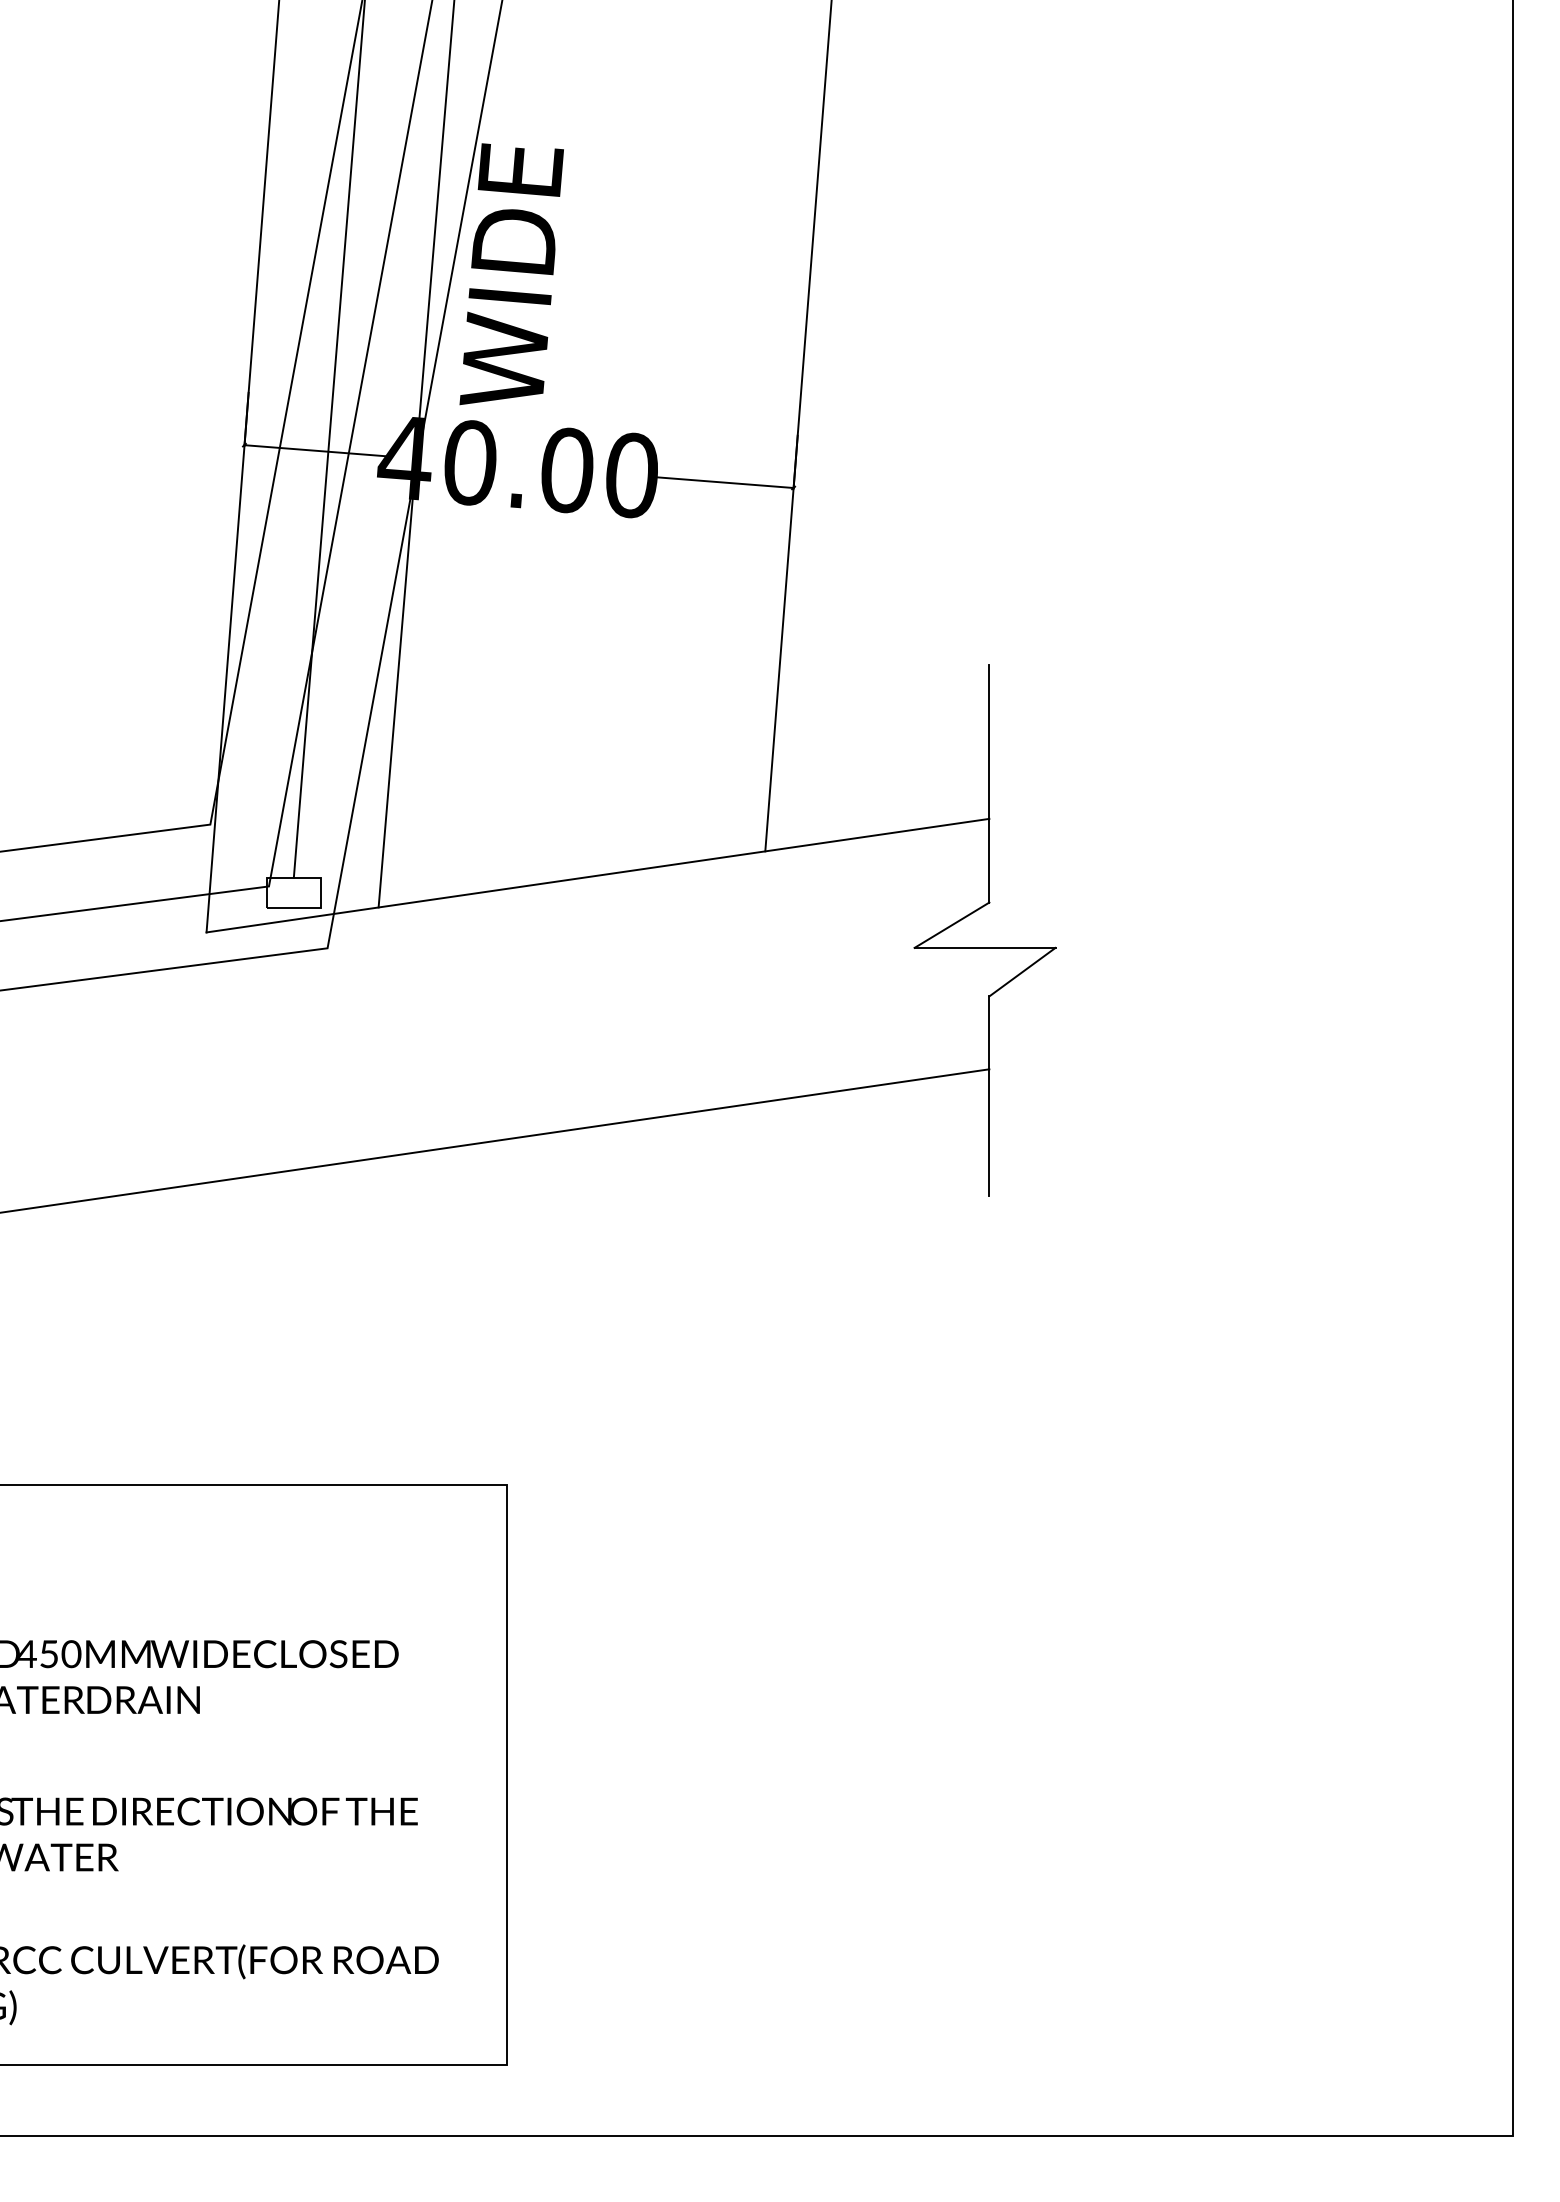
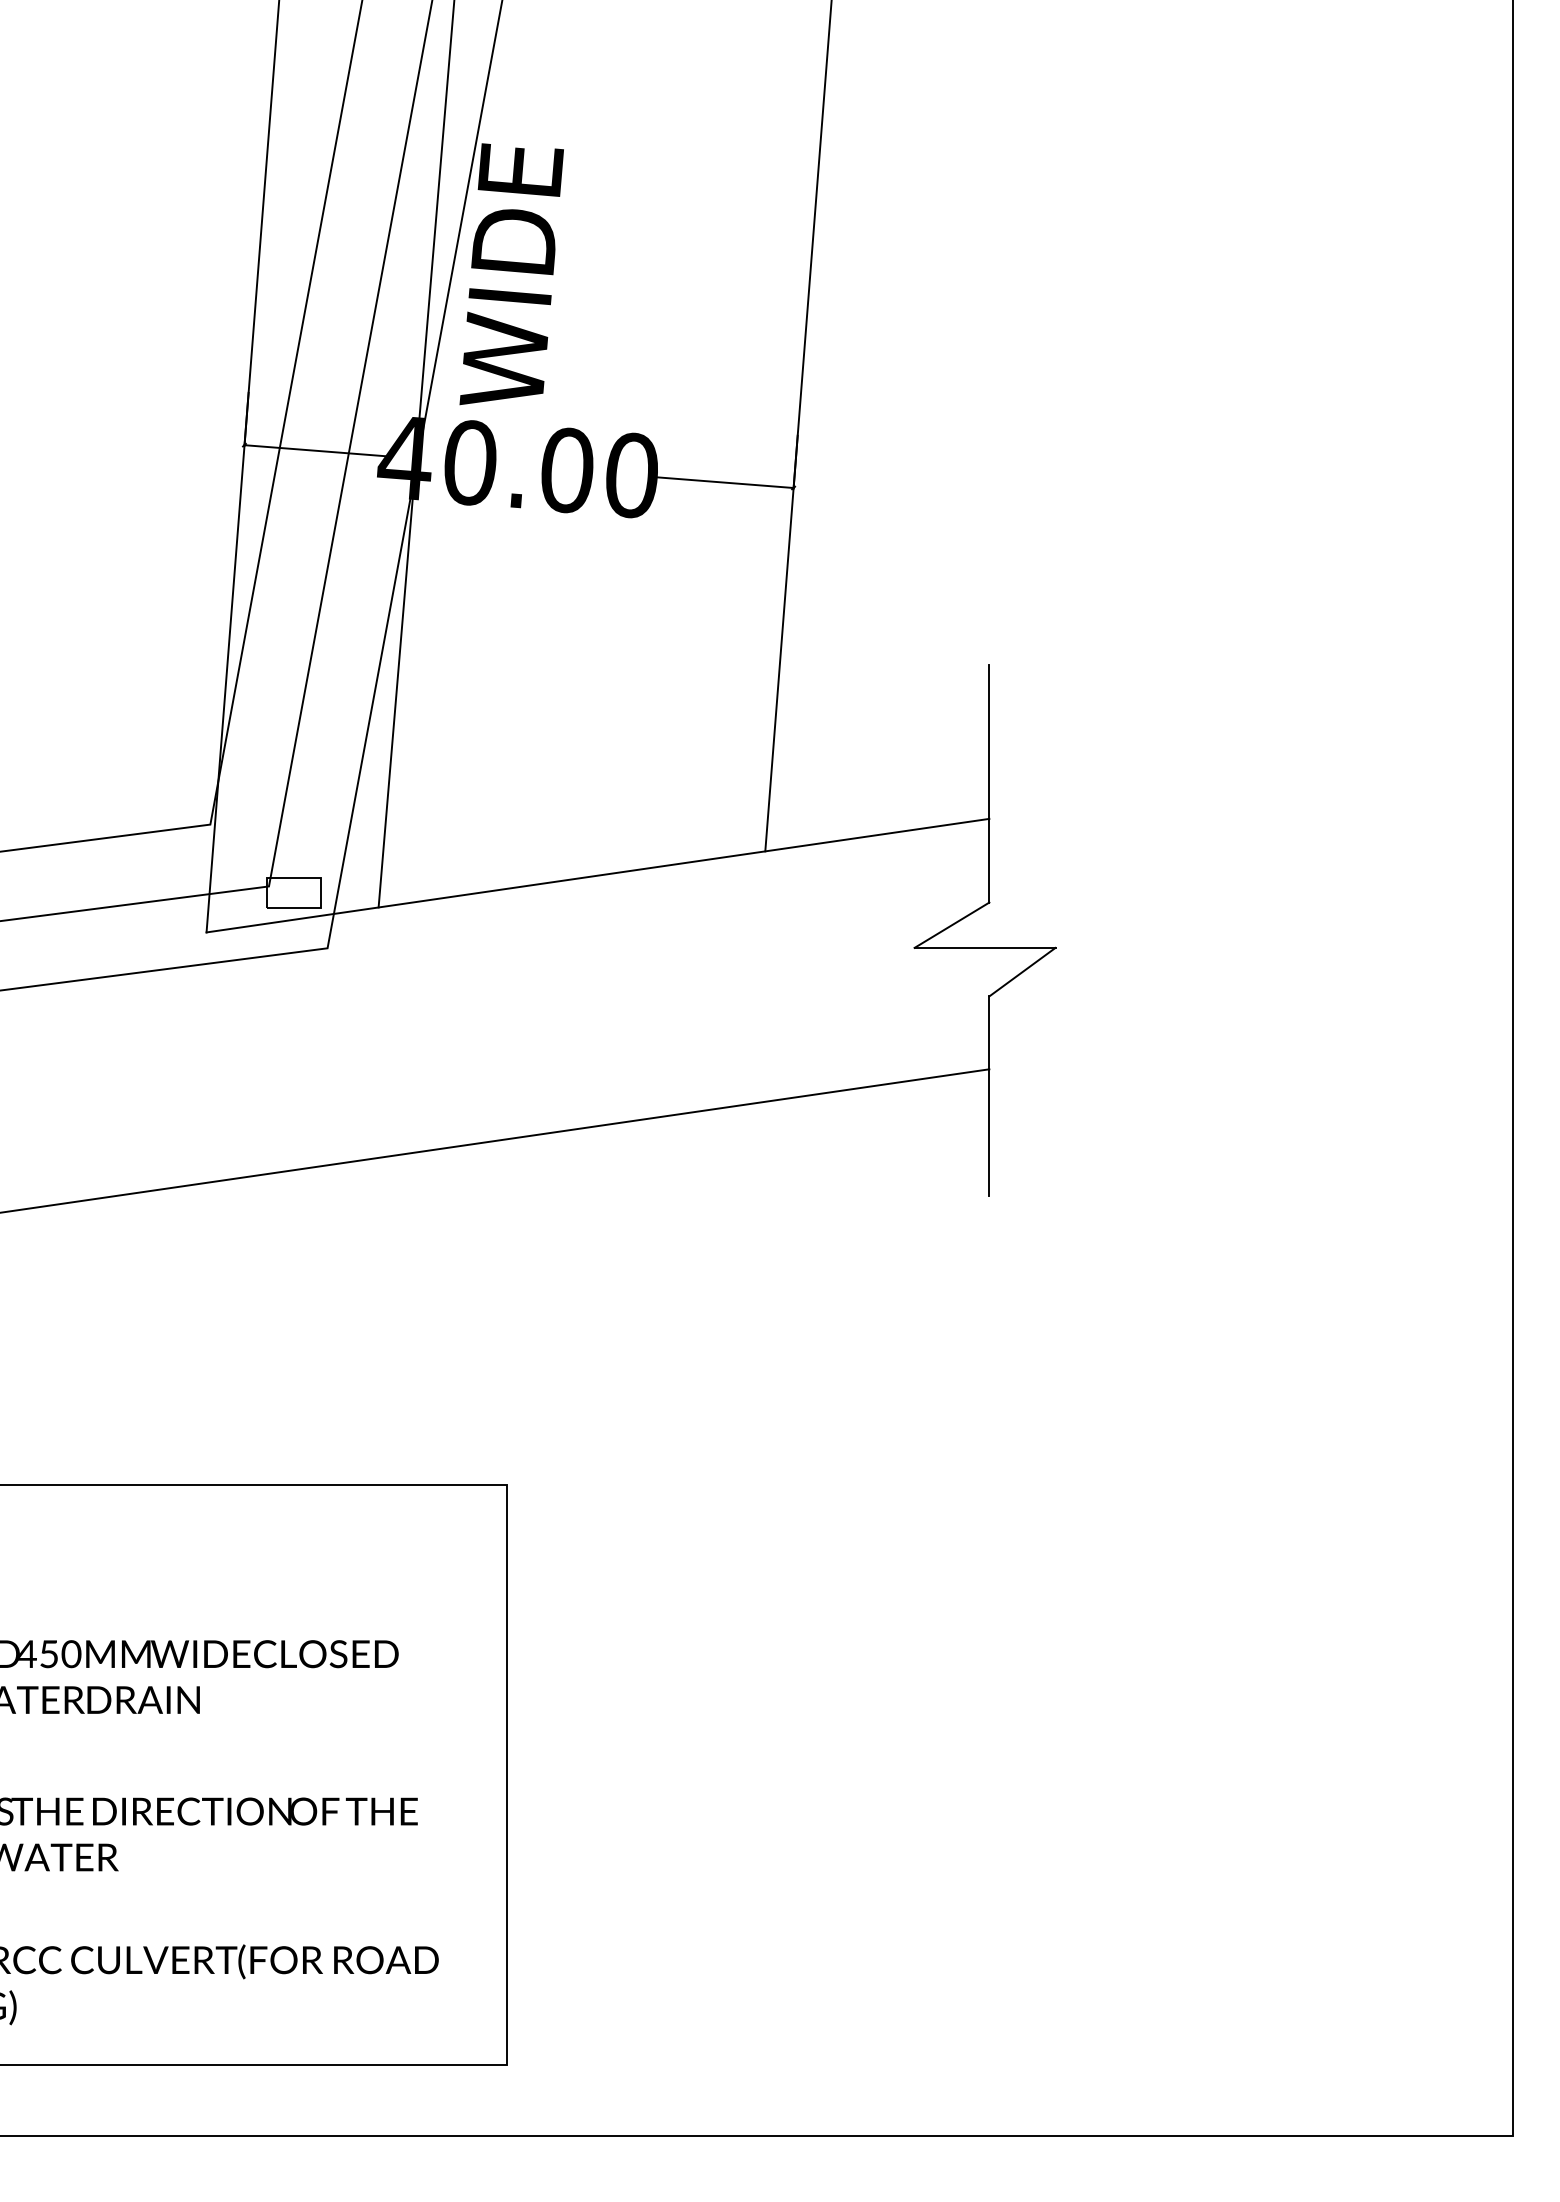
line: present -> none (328, 439)
